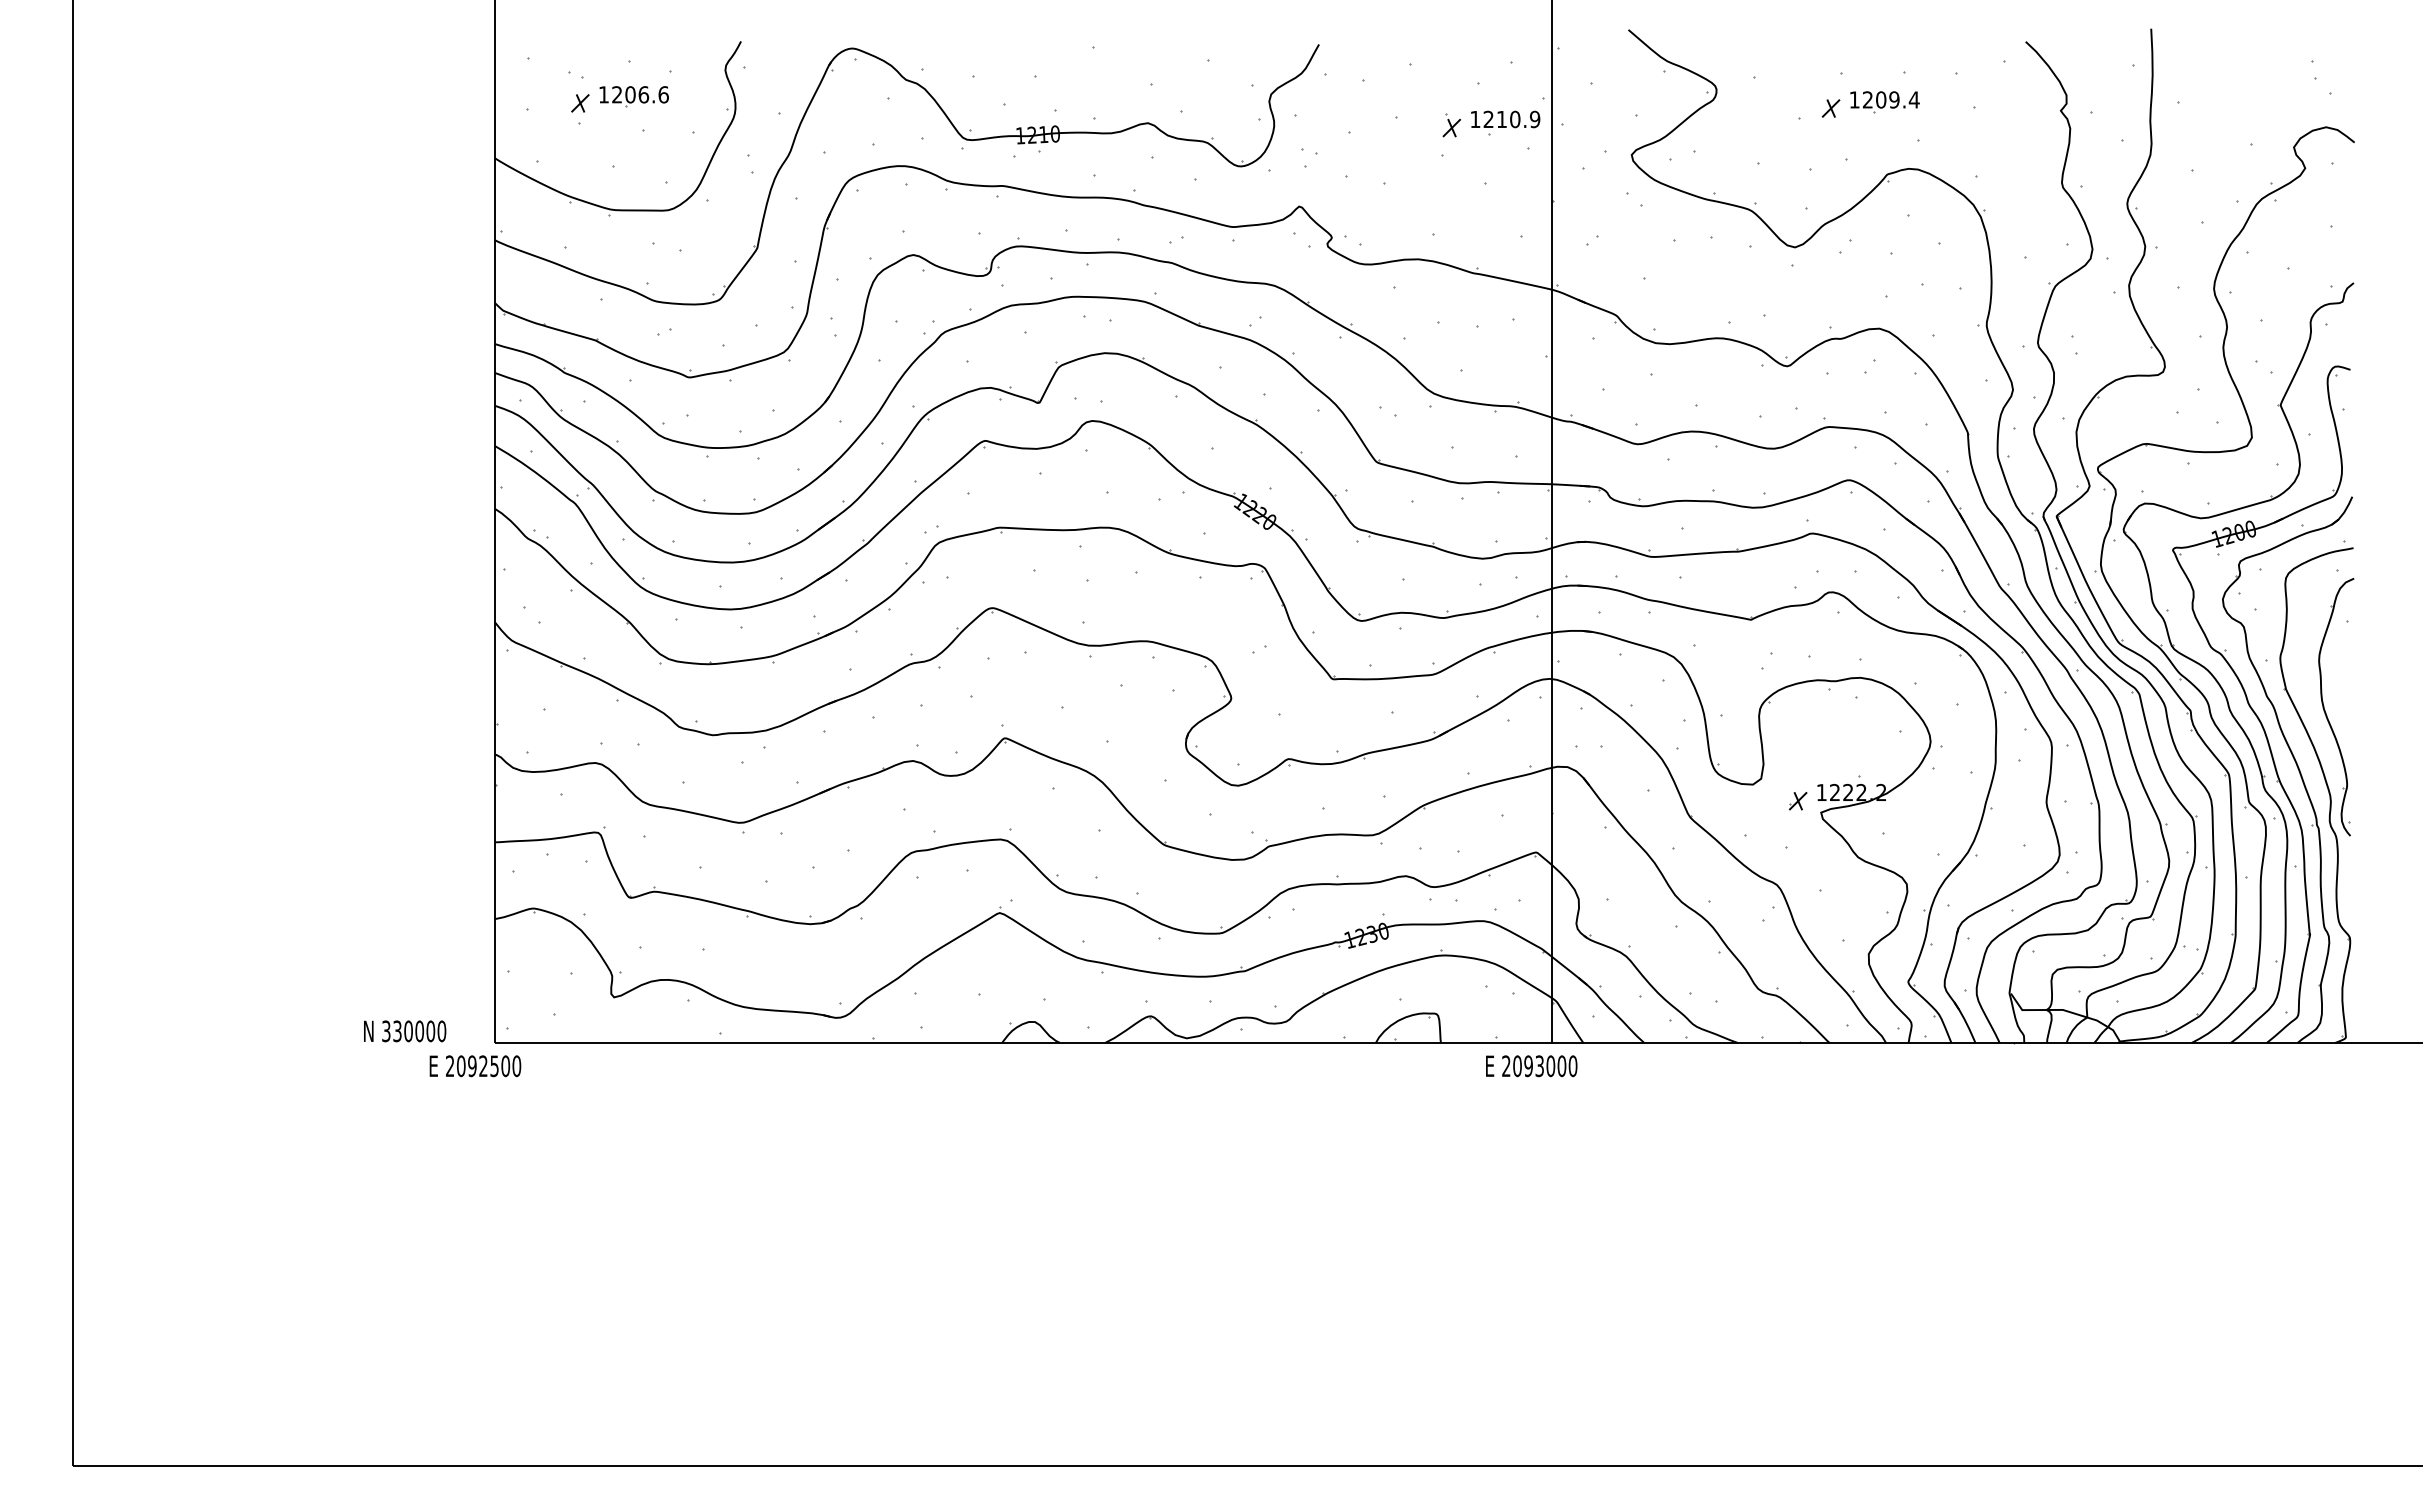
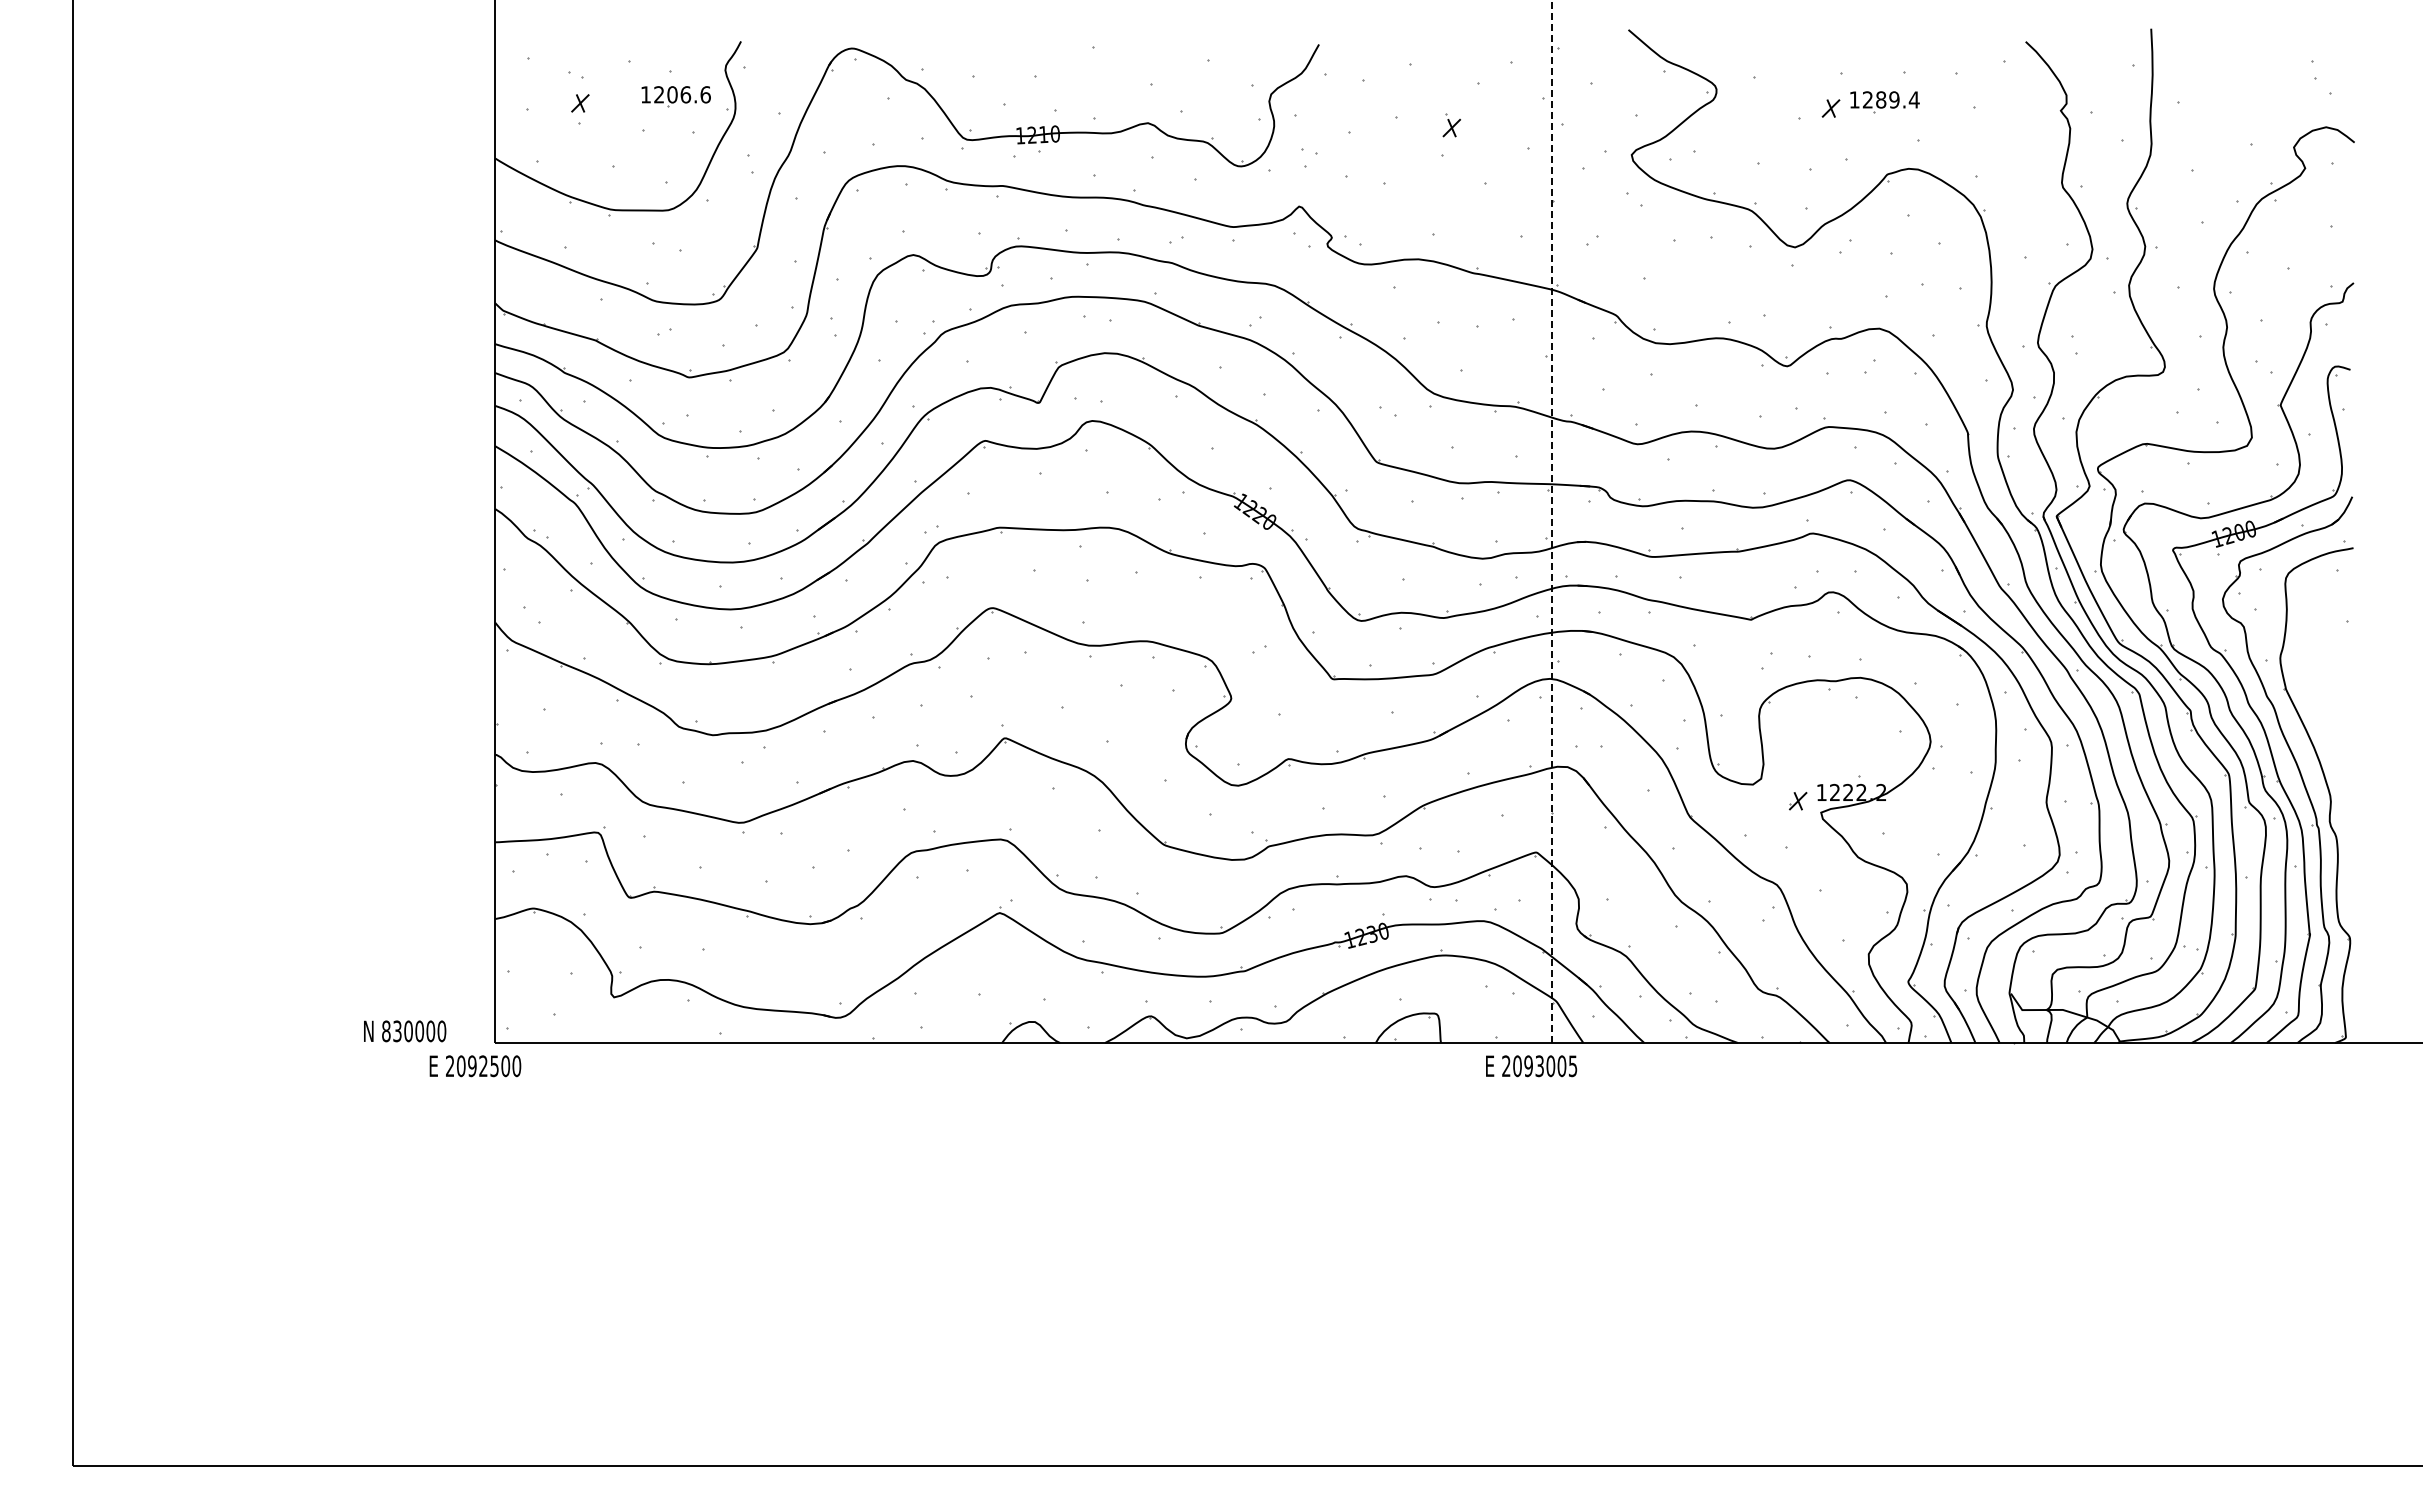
part position: (633, 96) -> (675, 96) (675, 96)
text: 1209.4 -> 1289.4 (1881, 99)
part: present -> none (1505, 122)
line: solid -> dashed (1551, 521)
part: present -> none (2325, 709)
text: 330000 -> 830000 (386, 1031)
text: 2093000 -> 2093005 (1572, 1066)
